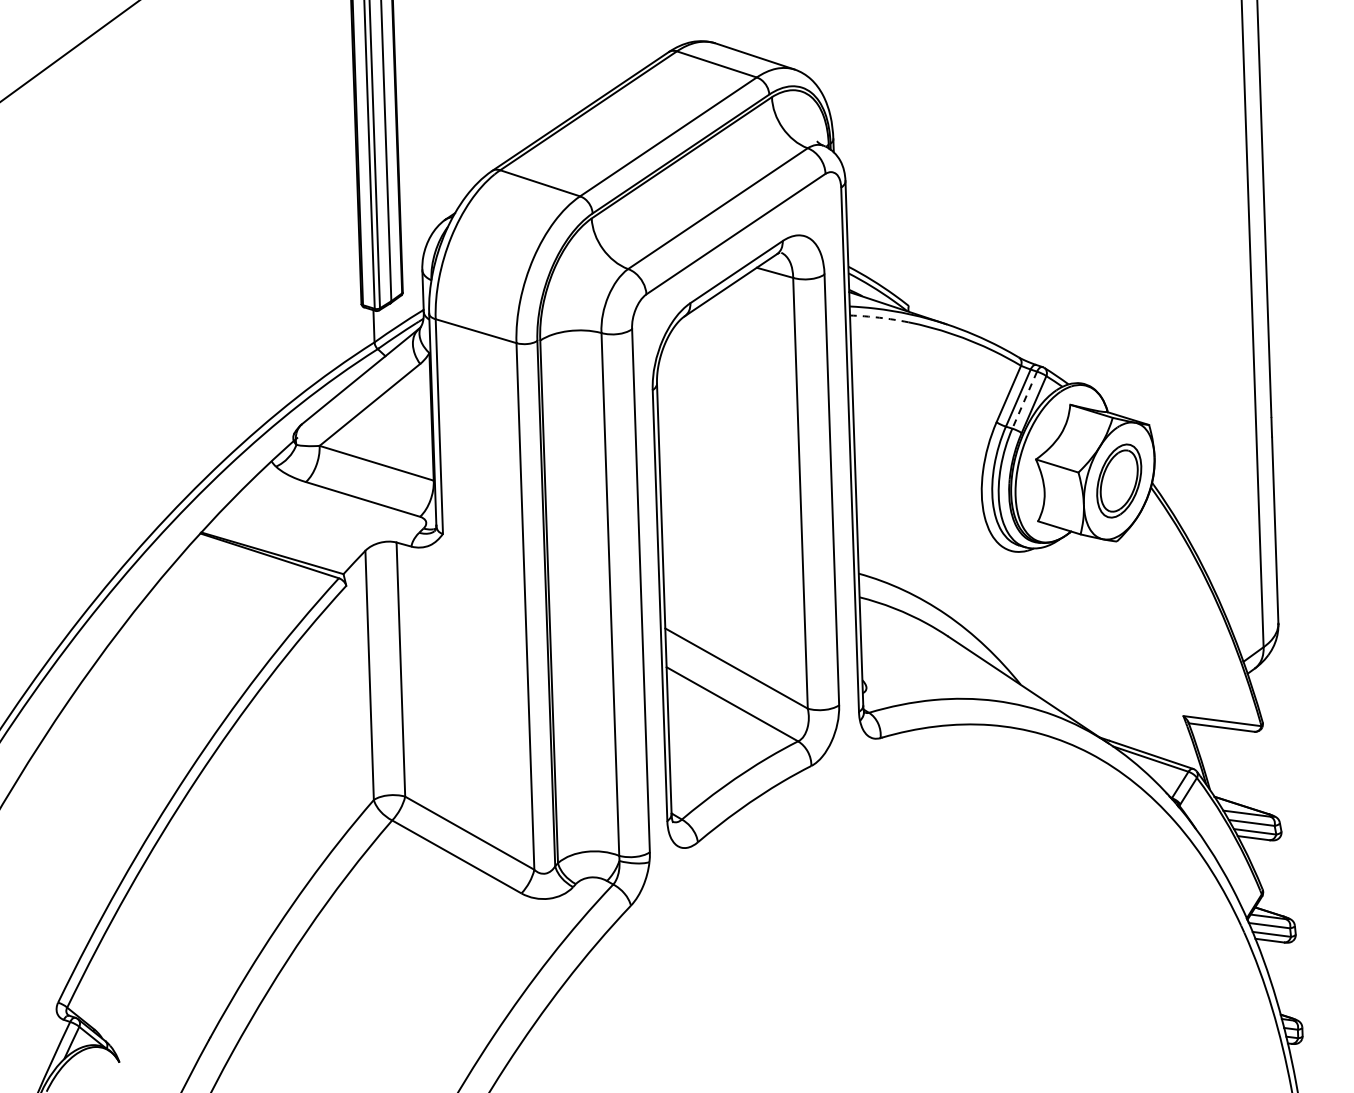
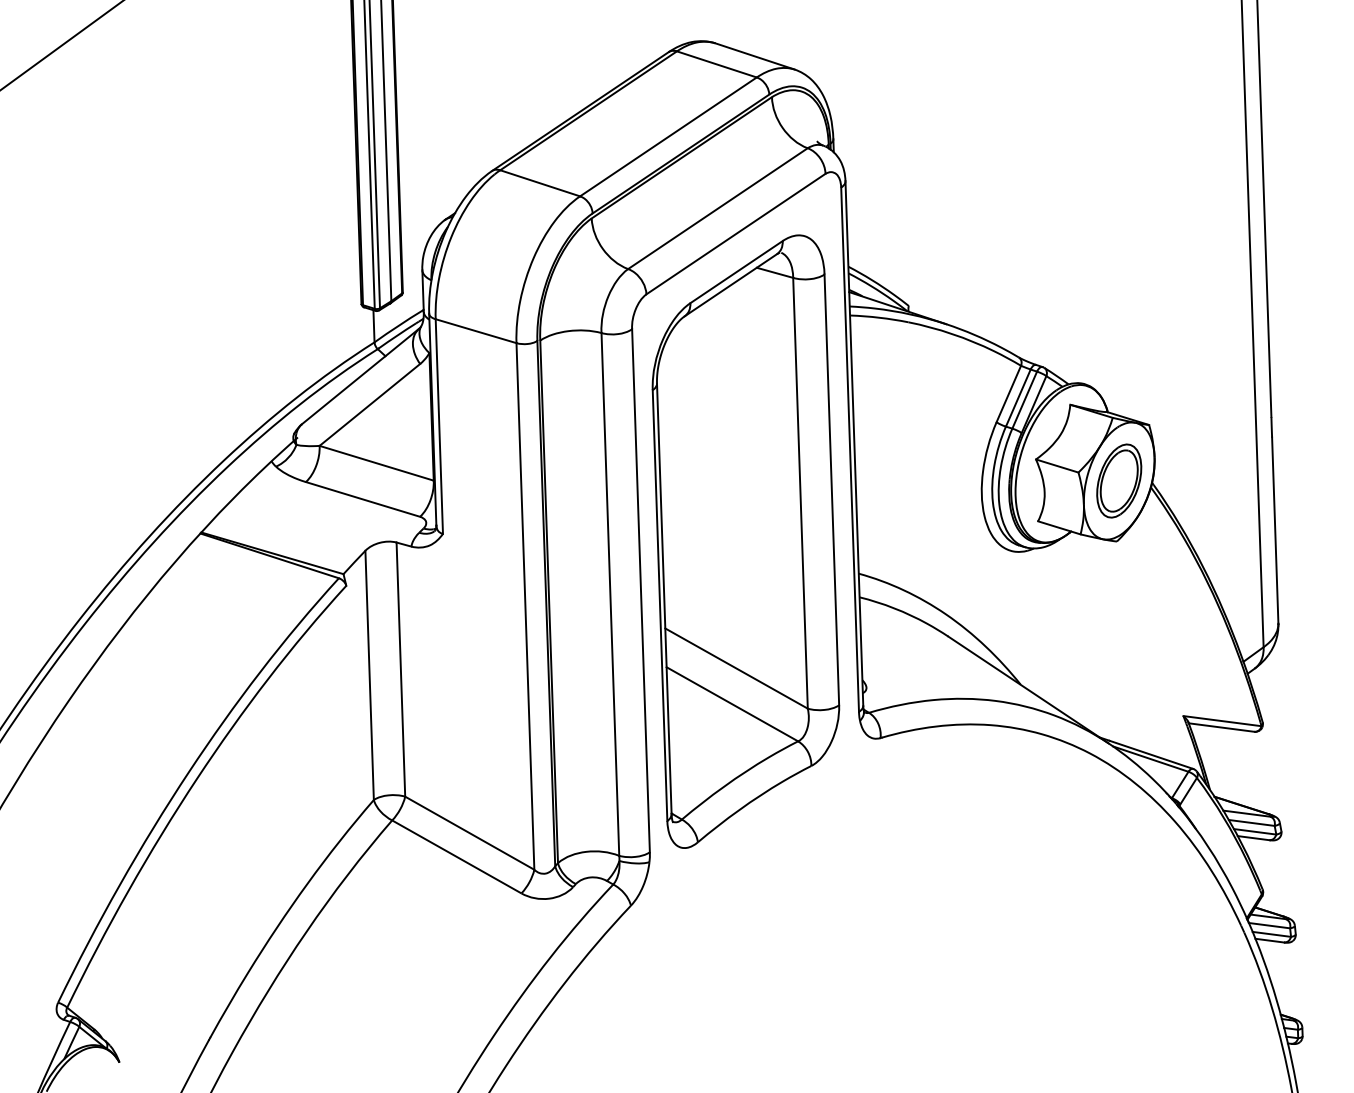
line position: (69, 51) -> (61, 45) (61, 45)
arc: dashed -> solid (879, 317)
line: dashed -> solid (1024, 400)
